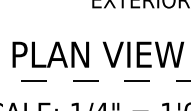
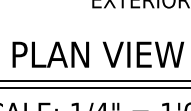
line: dashed -> solid (95, 80)
line: none -> present (94, 87)
